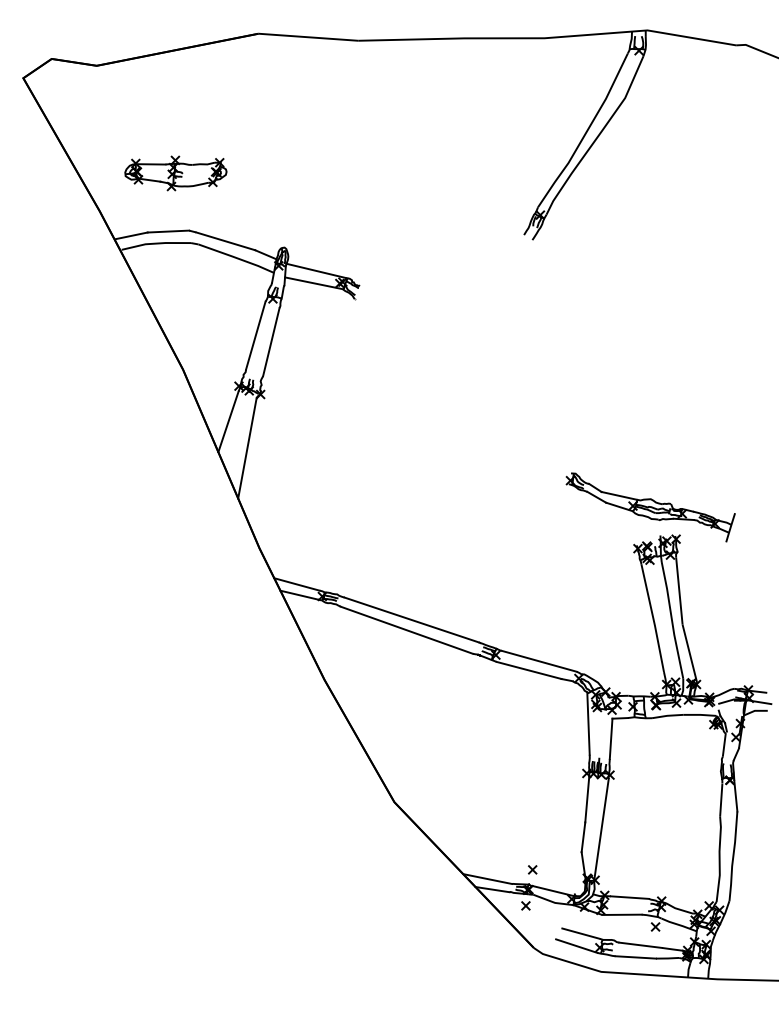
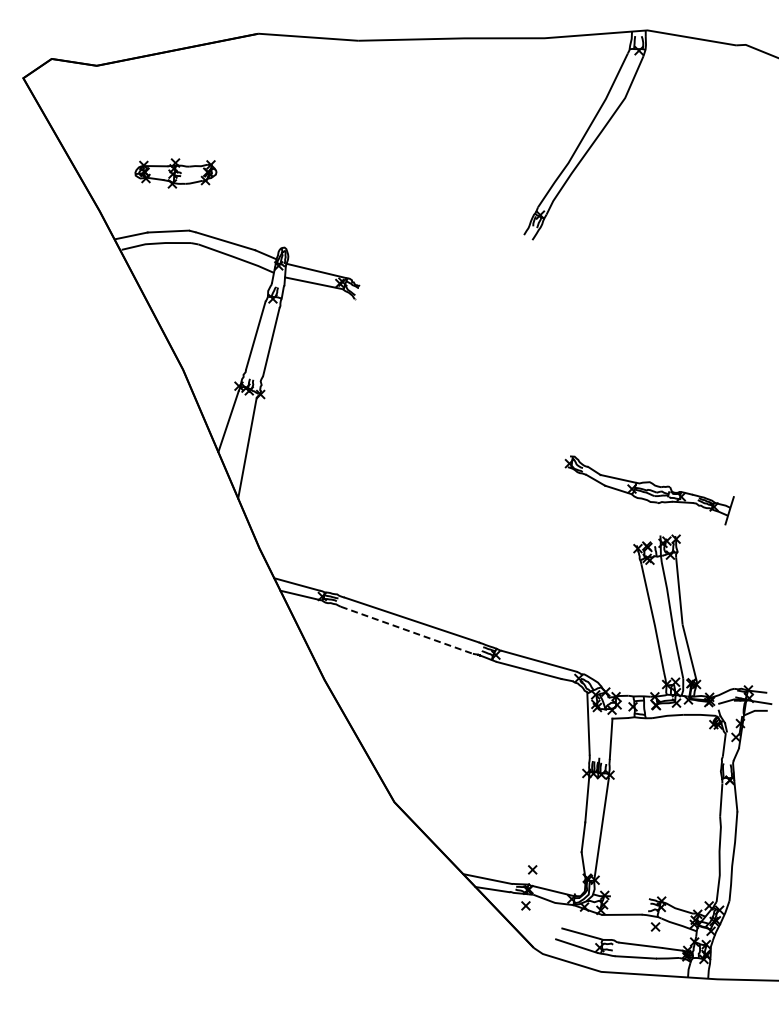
part size: 104x37 px -> 84x31 px (175, 173)
part position: (650, 507) -> (649, 490) (649, 490)
line: solid -> dashed (407, 630)
line: present -> none (629, 897)
